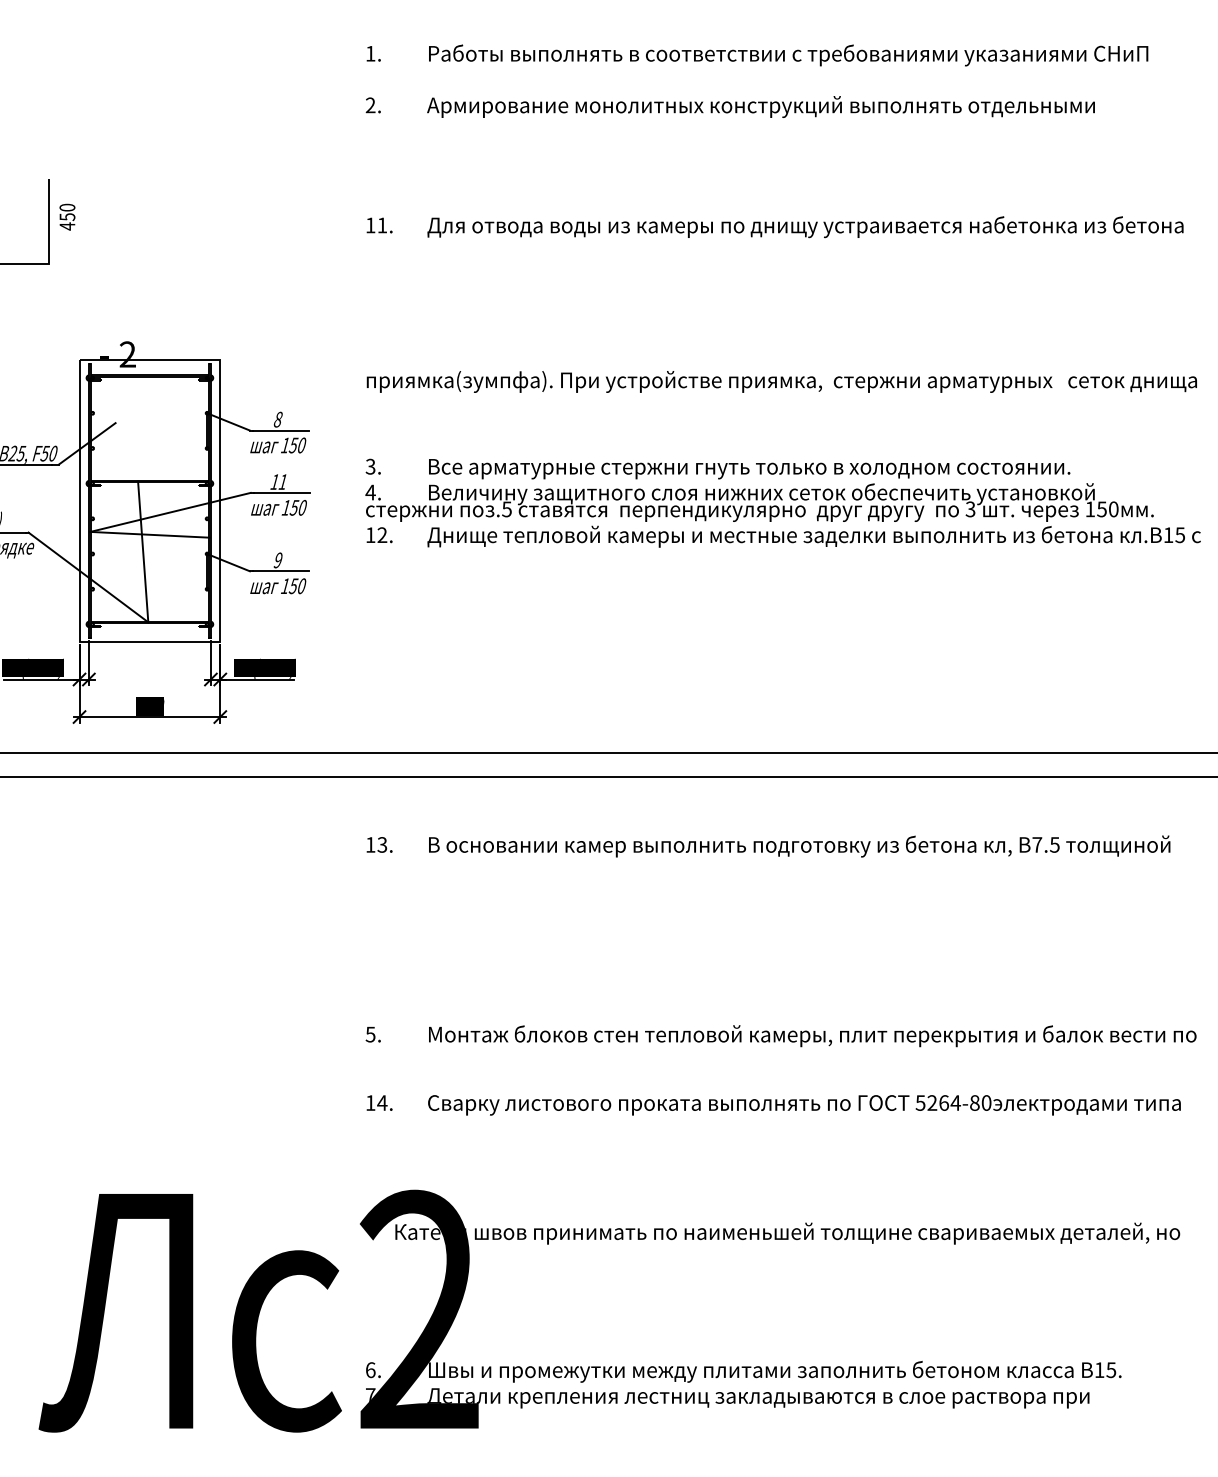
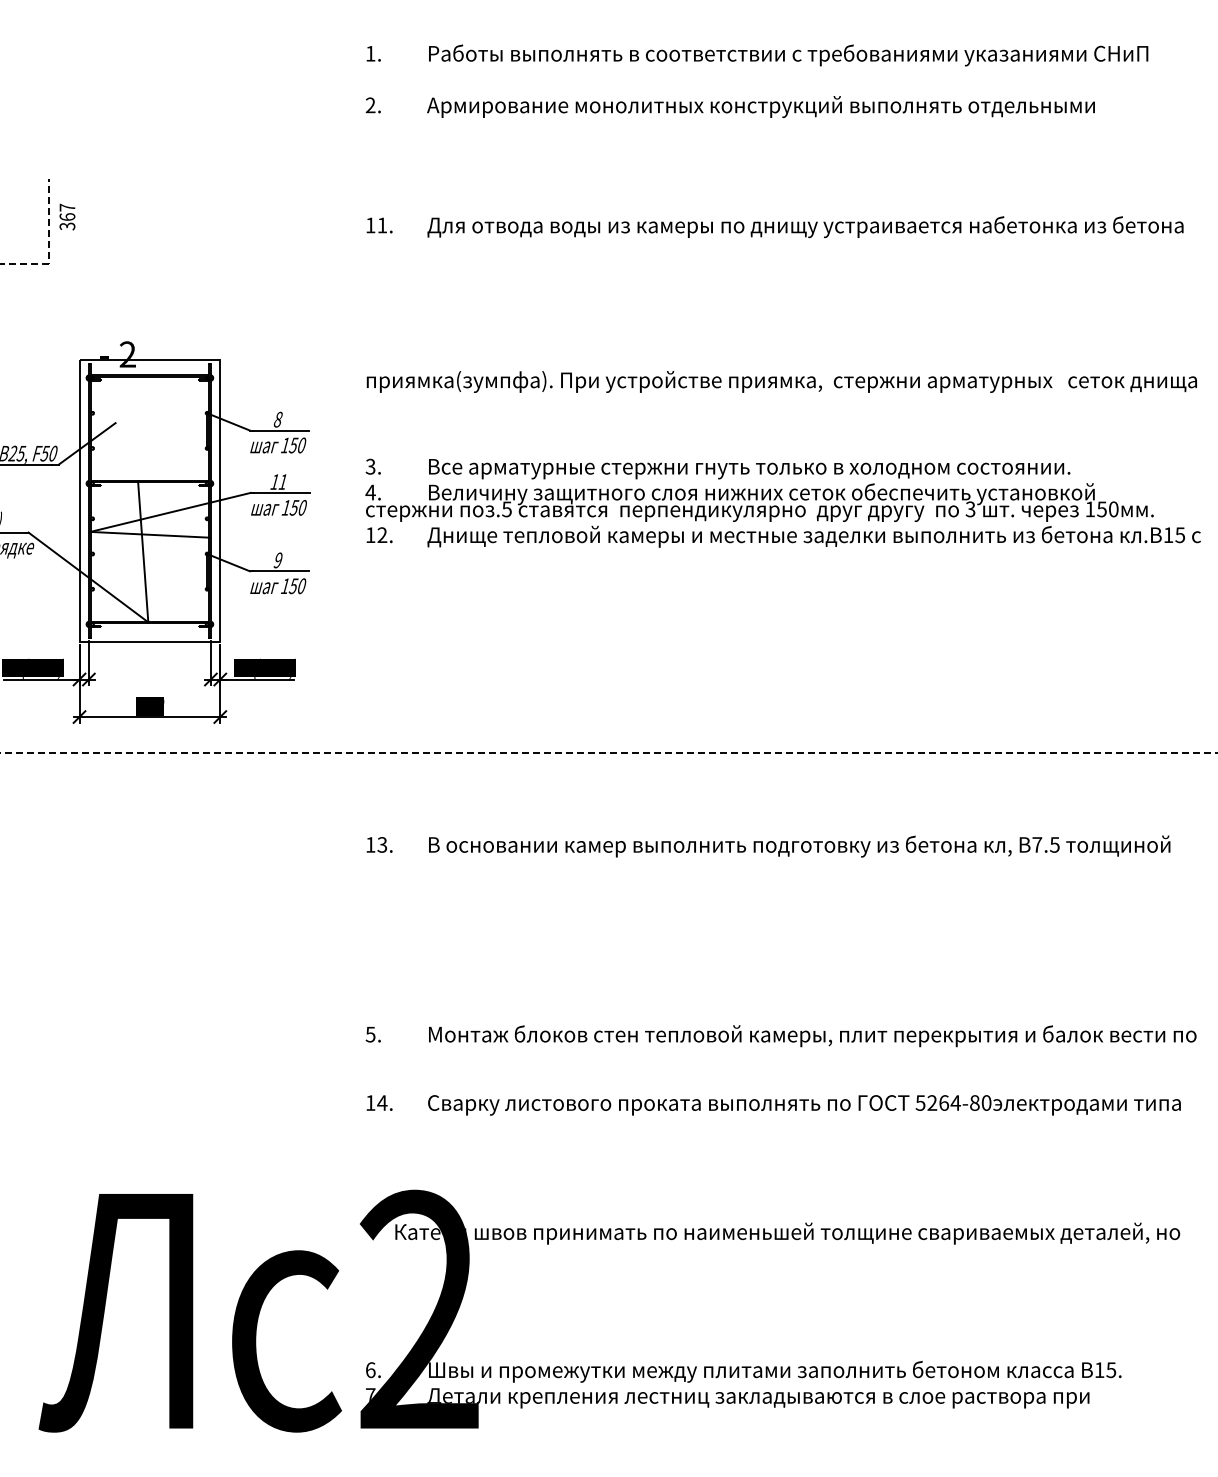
text: 450 -> 367 (67, 216)
line: solid -> dashed (48, 245)
line: solid -> dashed (609, 753)
line: present -> none (608, 776)
